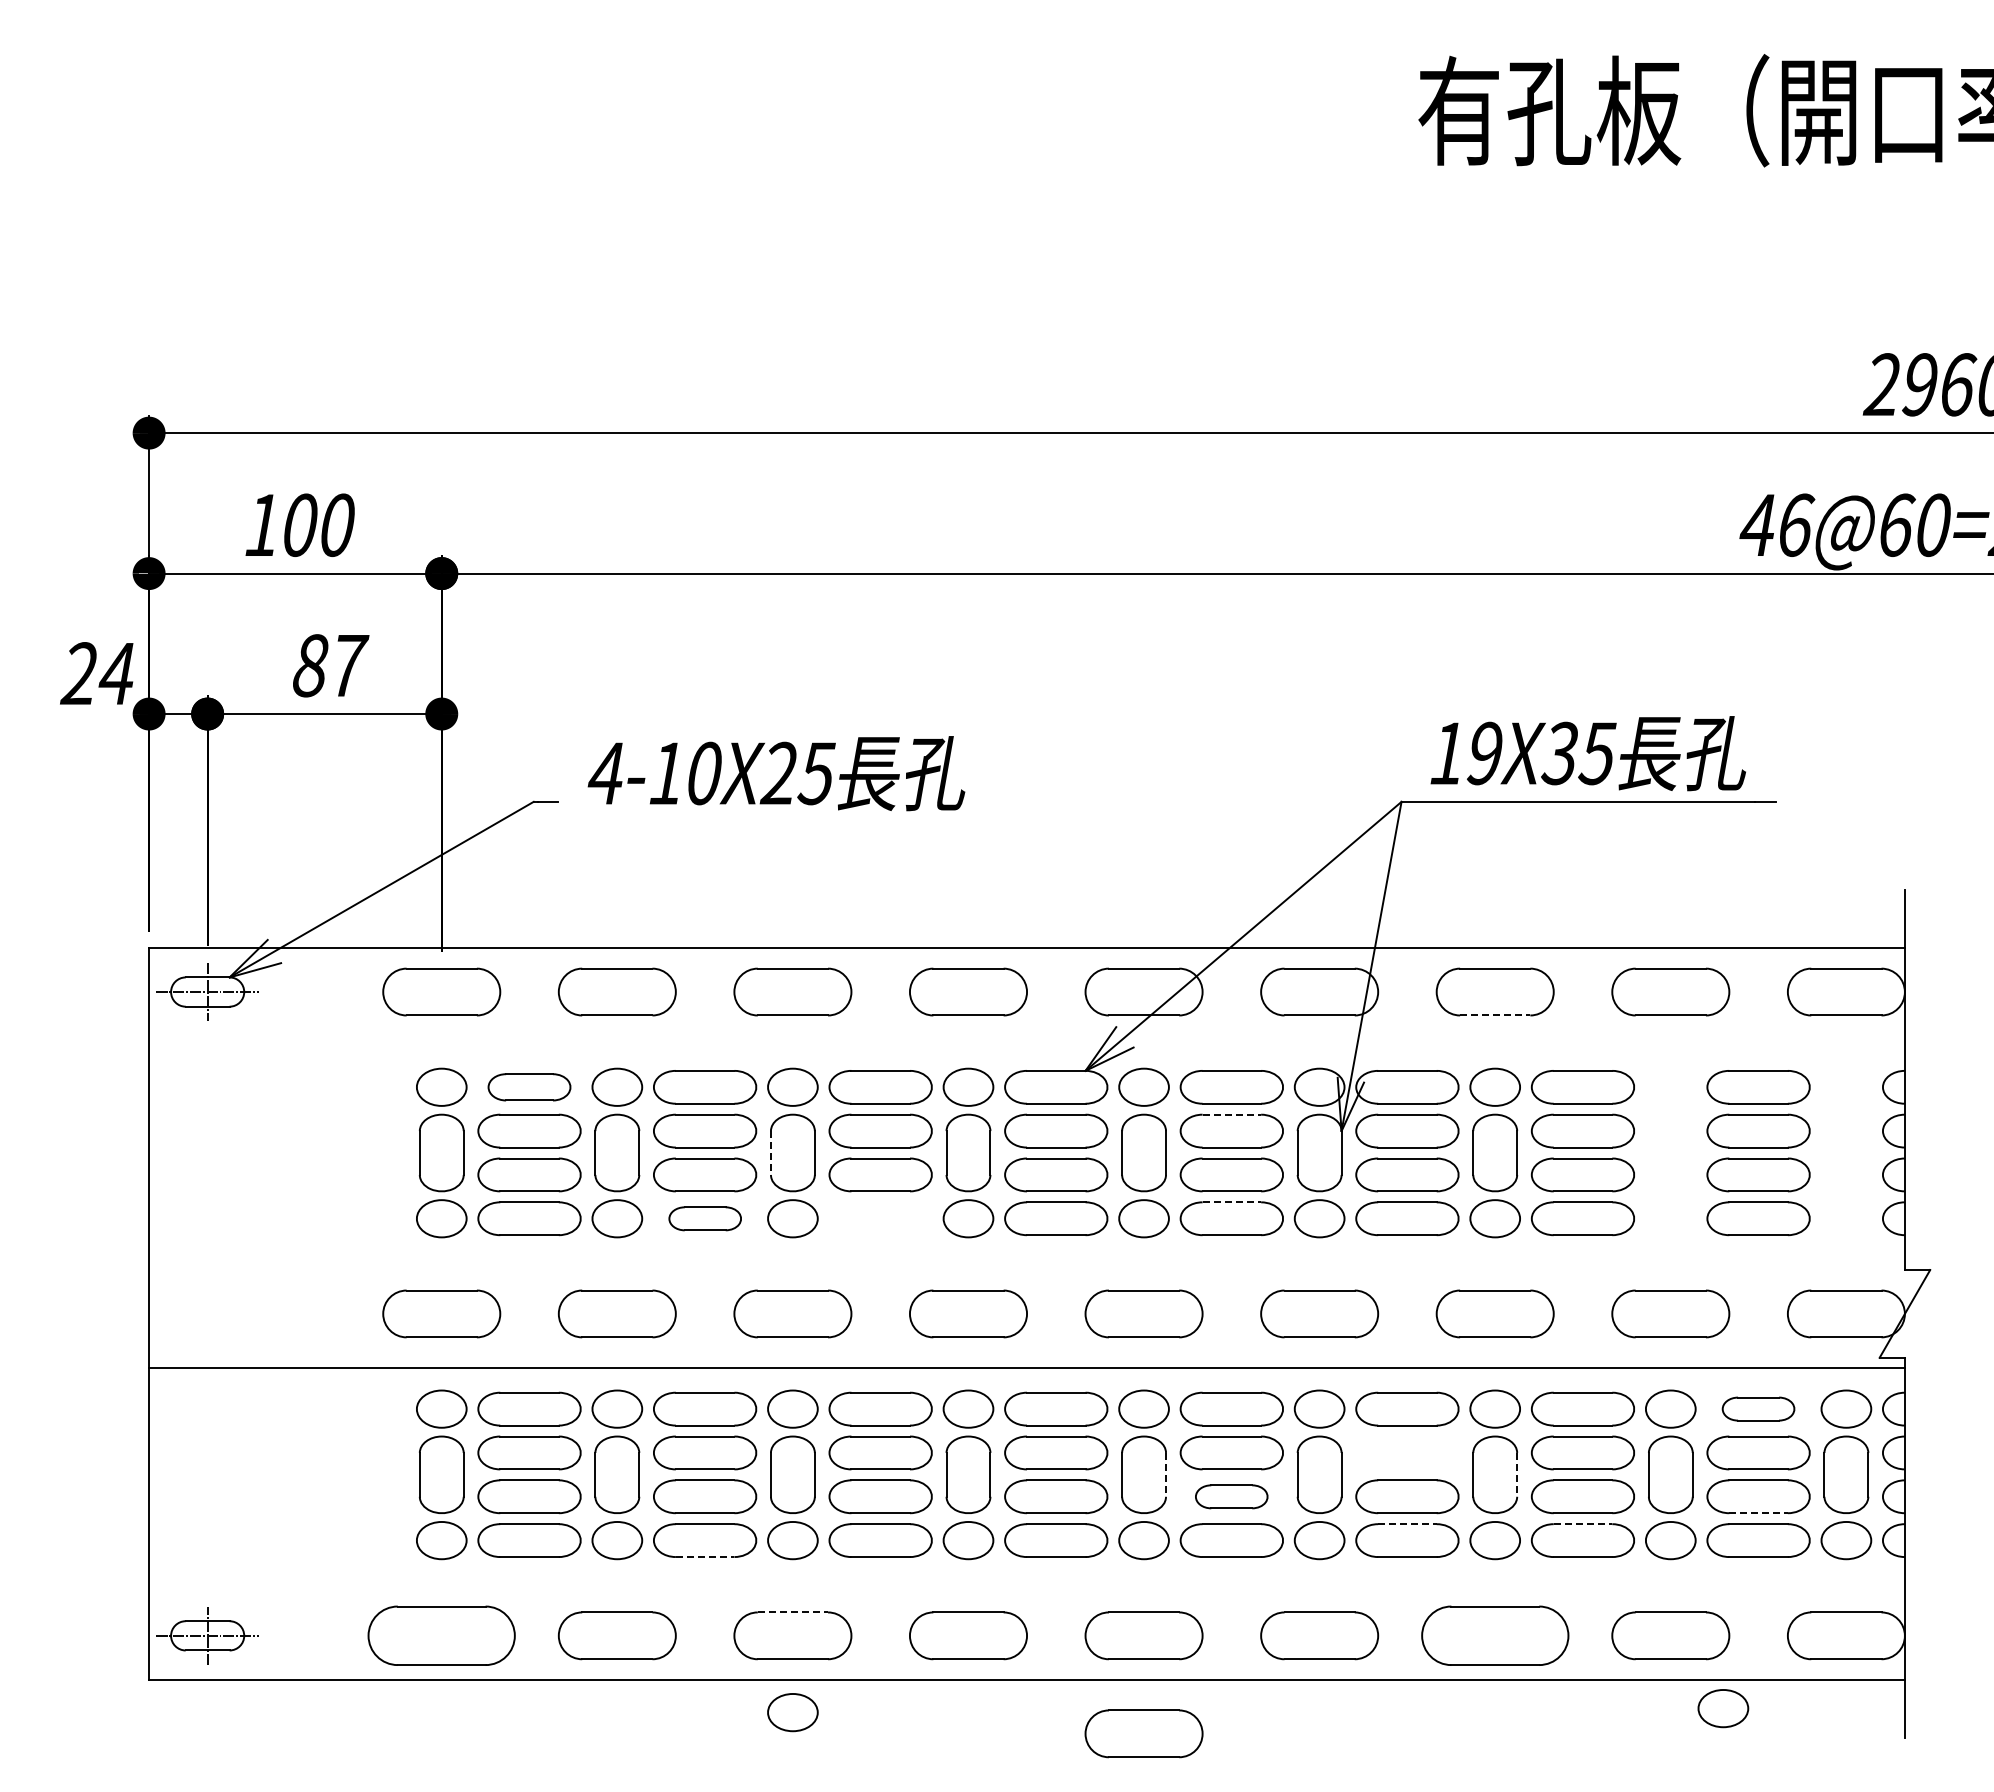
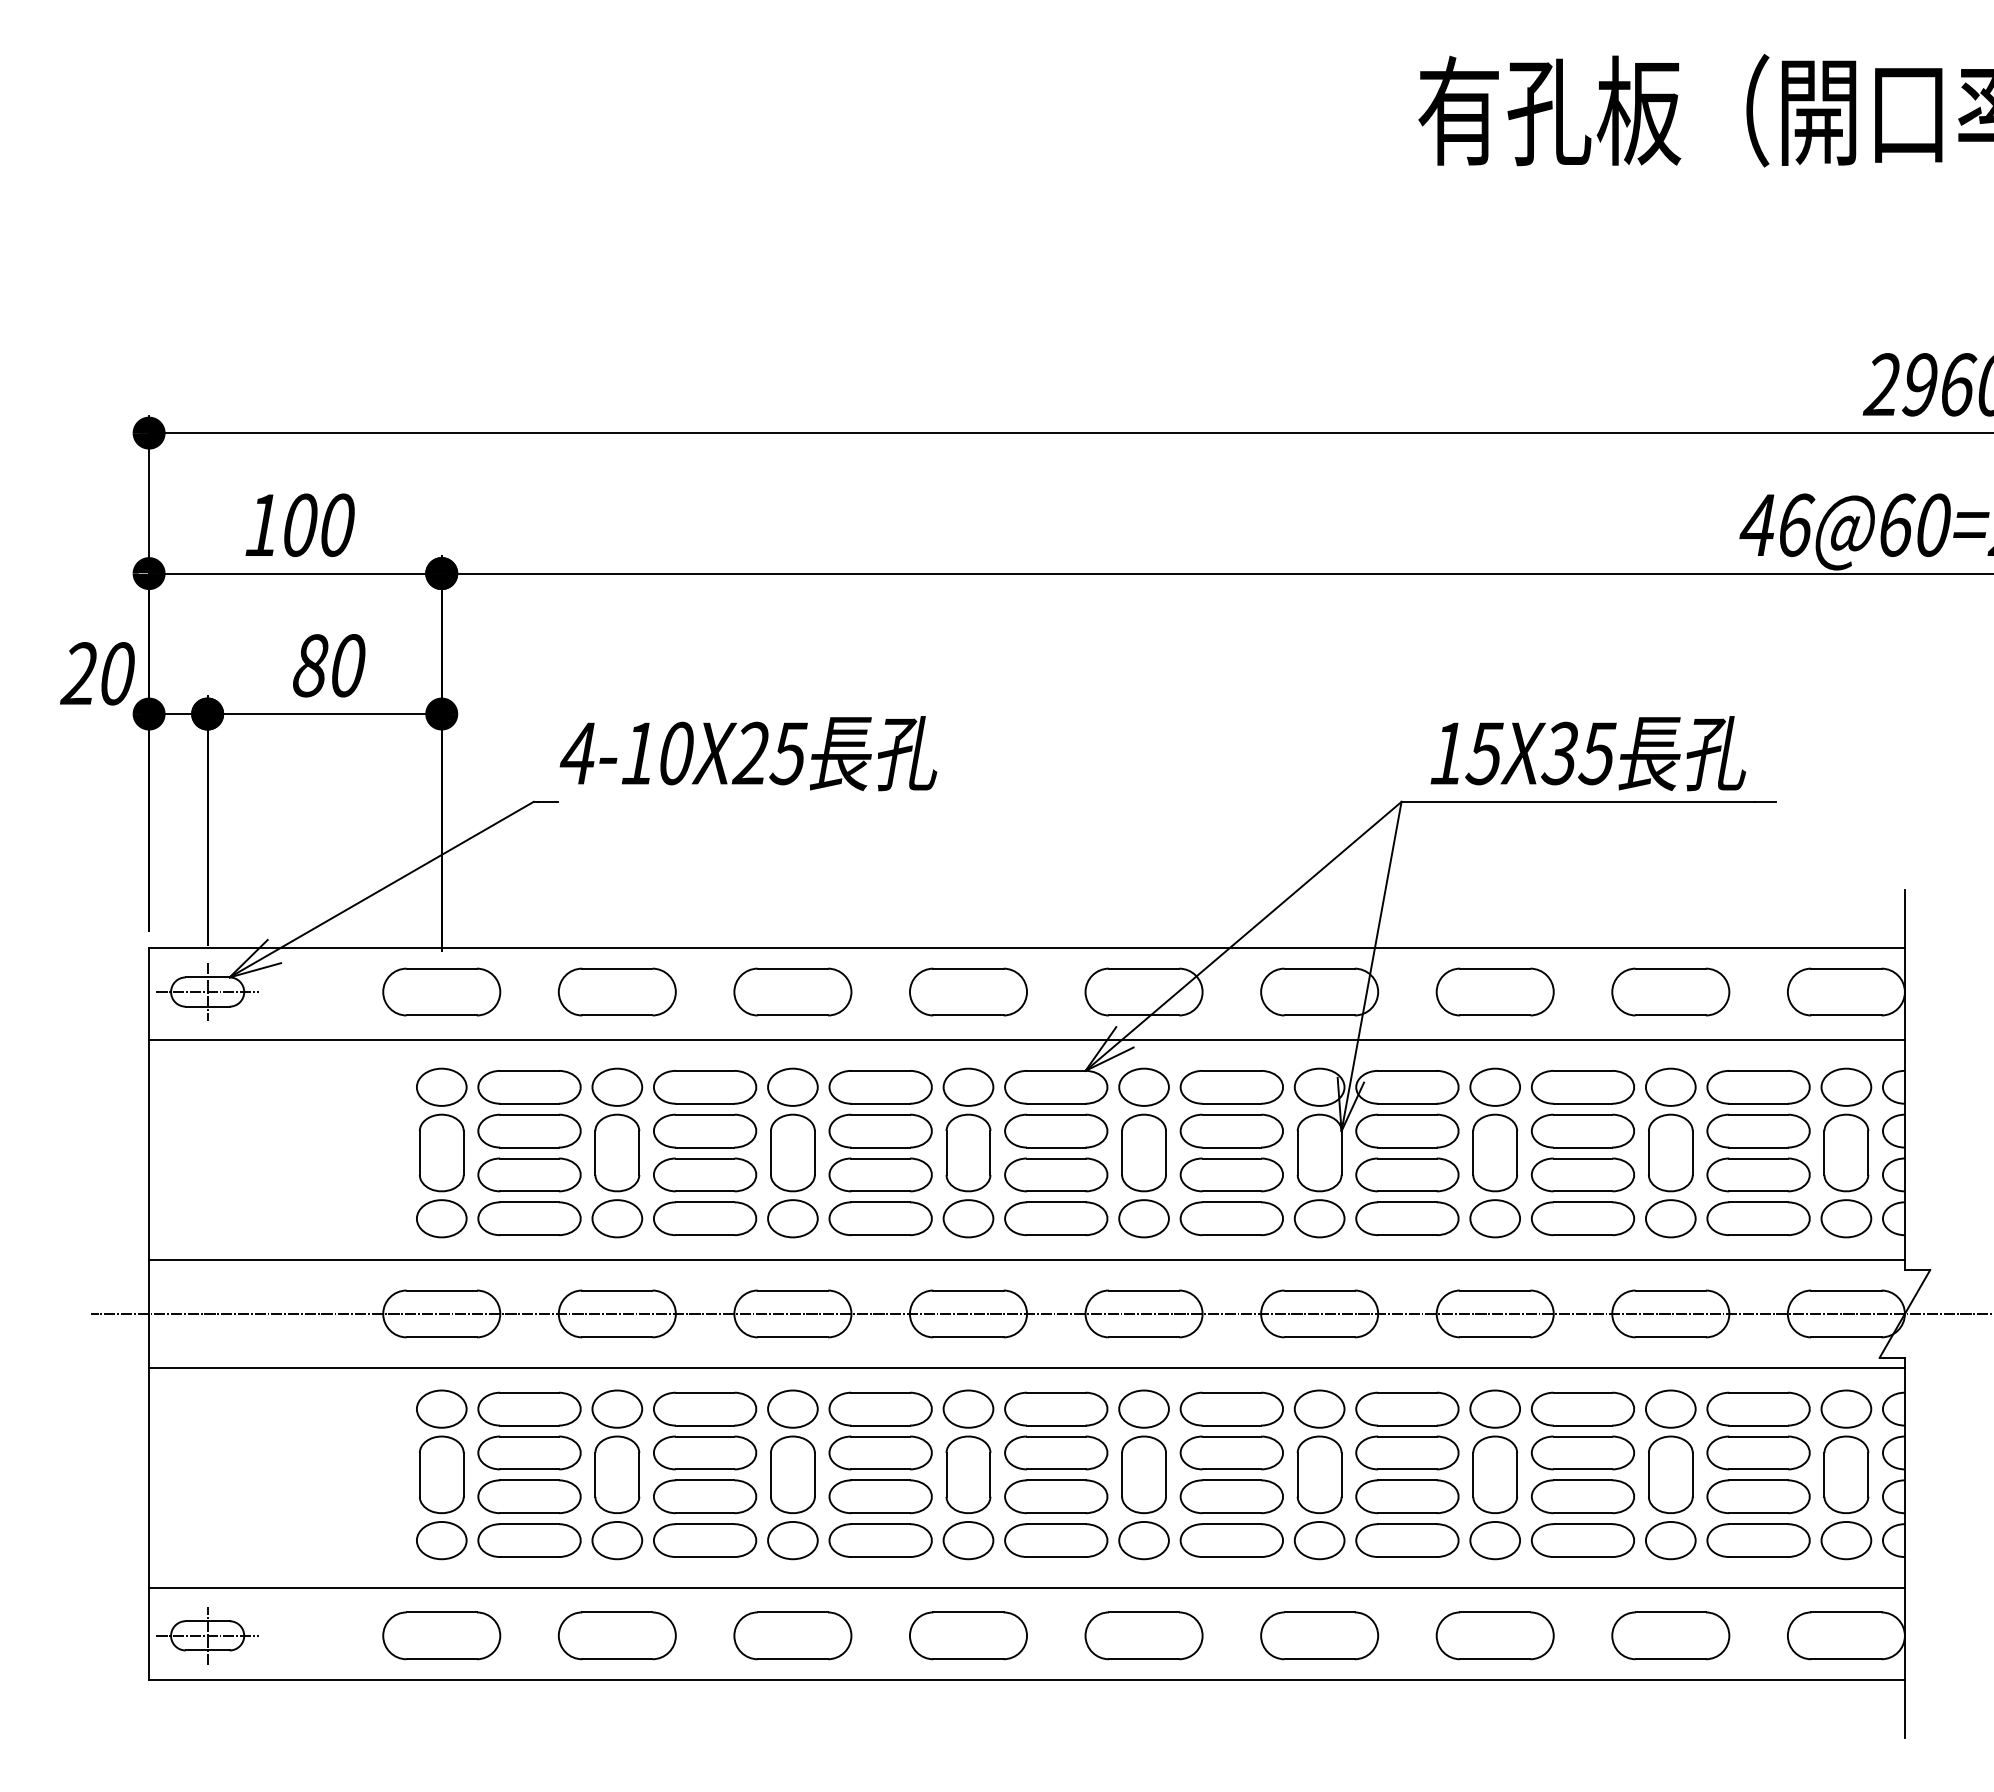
text: 87 -> 80 (350, 665)
text: 24 -> 20 (116, 673)
text: 19X35 -> 15X35 (1484, 753)
text position: (776, 773) -> (748, 753) (748, 753)
line: dashed -> solid (1495, 1015)
line: none -> present (1026, 1040)
part size: 85x29 px -> 105x35 px (529, 1087)
line: dashed -> solid (1232, 1114)
part: none -> present (1670, 1152)
part: none -> present (1846, 1152)
line: dashed -> solid (770, 1153)
line: dashed -> solid (1232, 1202)
part size: 74x26 px -> 105x36 px (705, 1218)
part: none -> present (880, 1218)
line: none -> present (1026, 1259)
line: none -> present (1040, 1313)
part size: 75x26 px -> 105x36 px (1758, 1408)
part: none -> present (1407, 1452)
line: dashed -> solid (1166, 1474)
line: dashed -> solid (1517, 1474)
part size: 74x26 px -> 105x36 px (1231, 1496)
line: dashed -> solid (1759, 1513)
line: dashed -> solid (1407, 1524)
line: dashed -> solid (1583, 1524)
line: dashed -> solid (705, 1557)
line: none -> present (1026, 1587)
line: dashed -> solid (793, 1612)
part size: 149x61 px -> 120x50 px (441, 1635)
part size: 149x61 px -> 120x50 px (1494, 1635)
part: present -> none (1723, 1708)
part: present -> none (792, 1712)
part: present -> none (1143, 1733)
